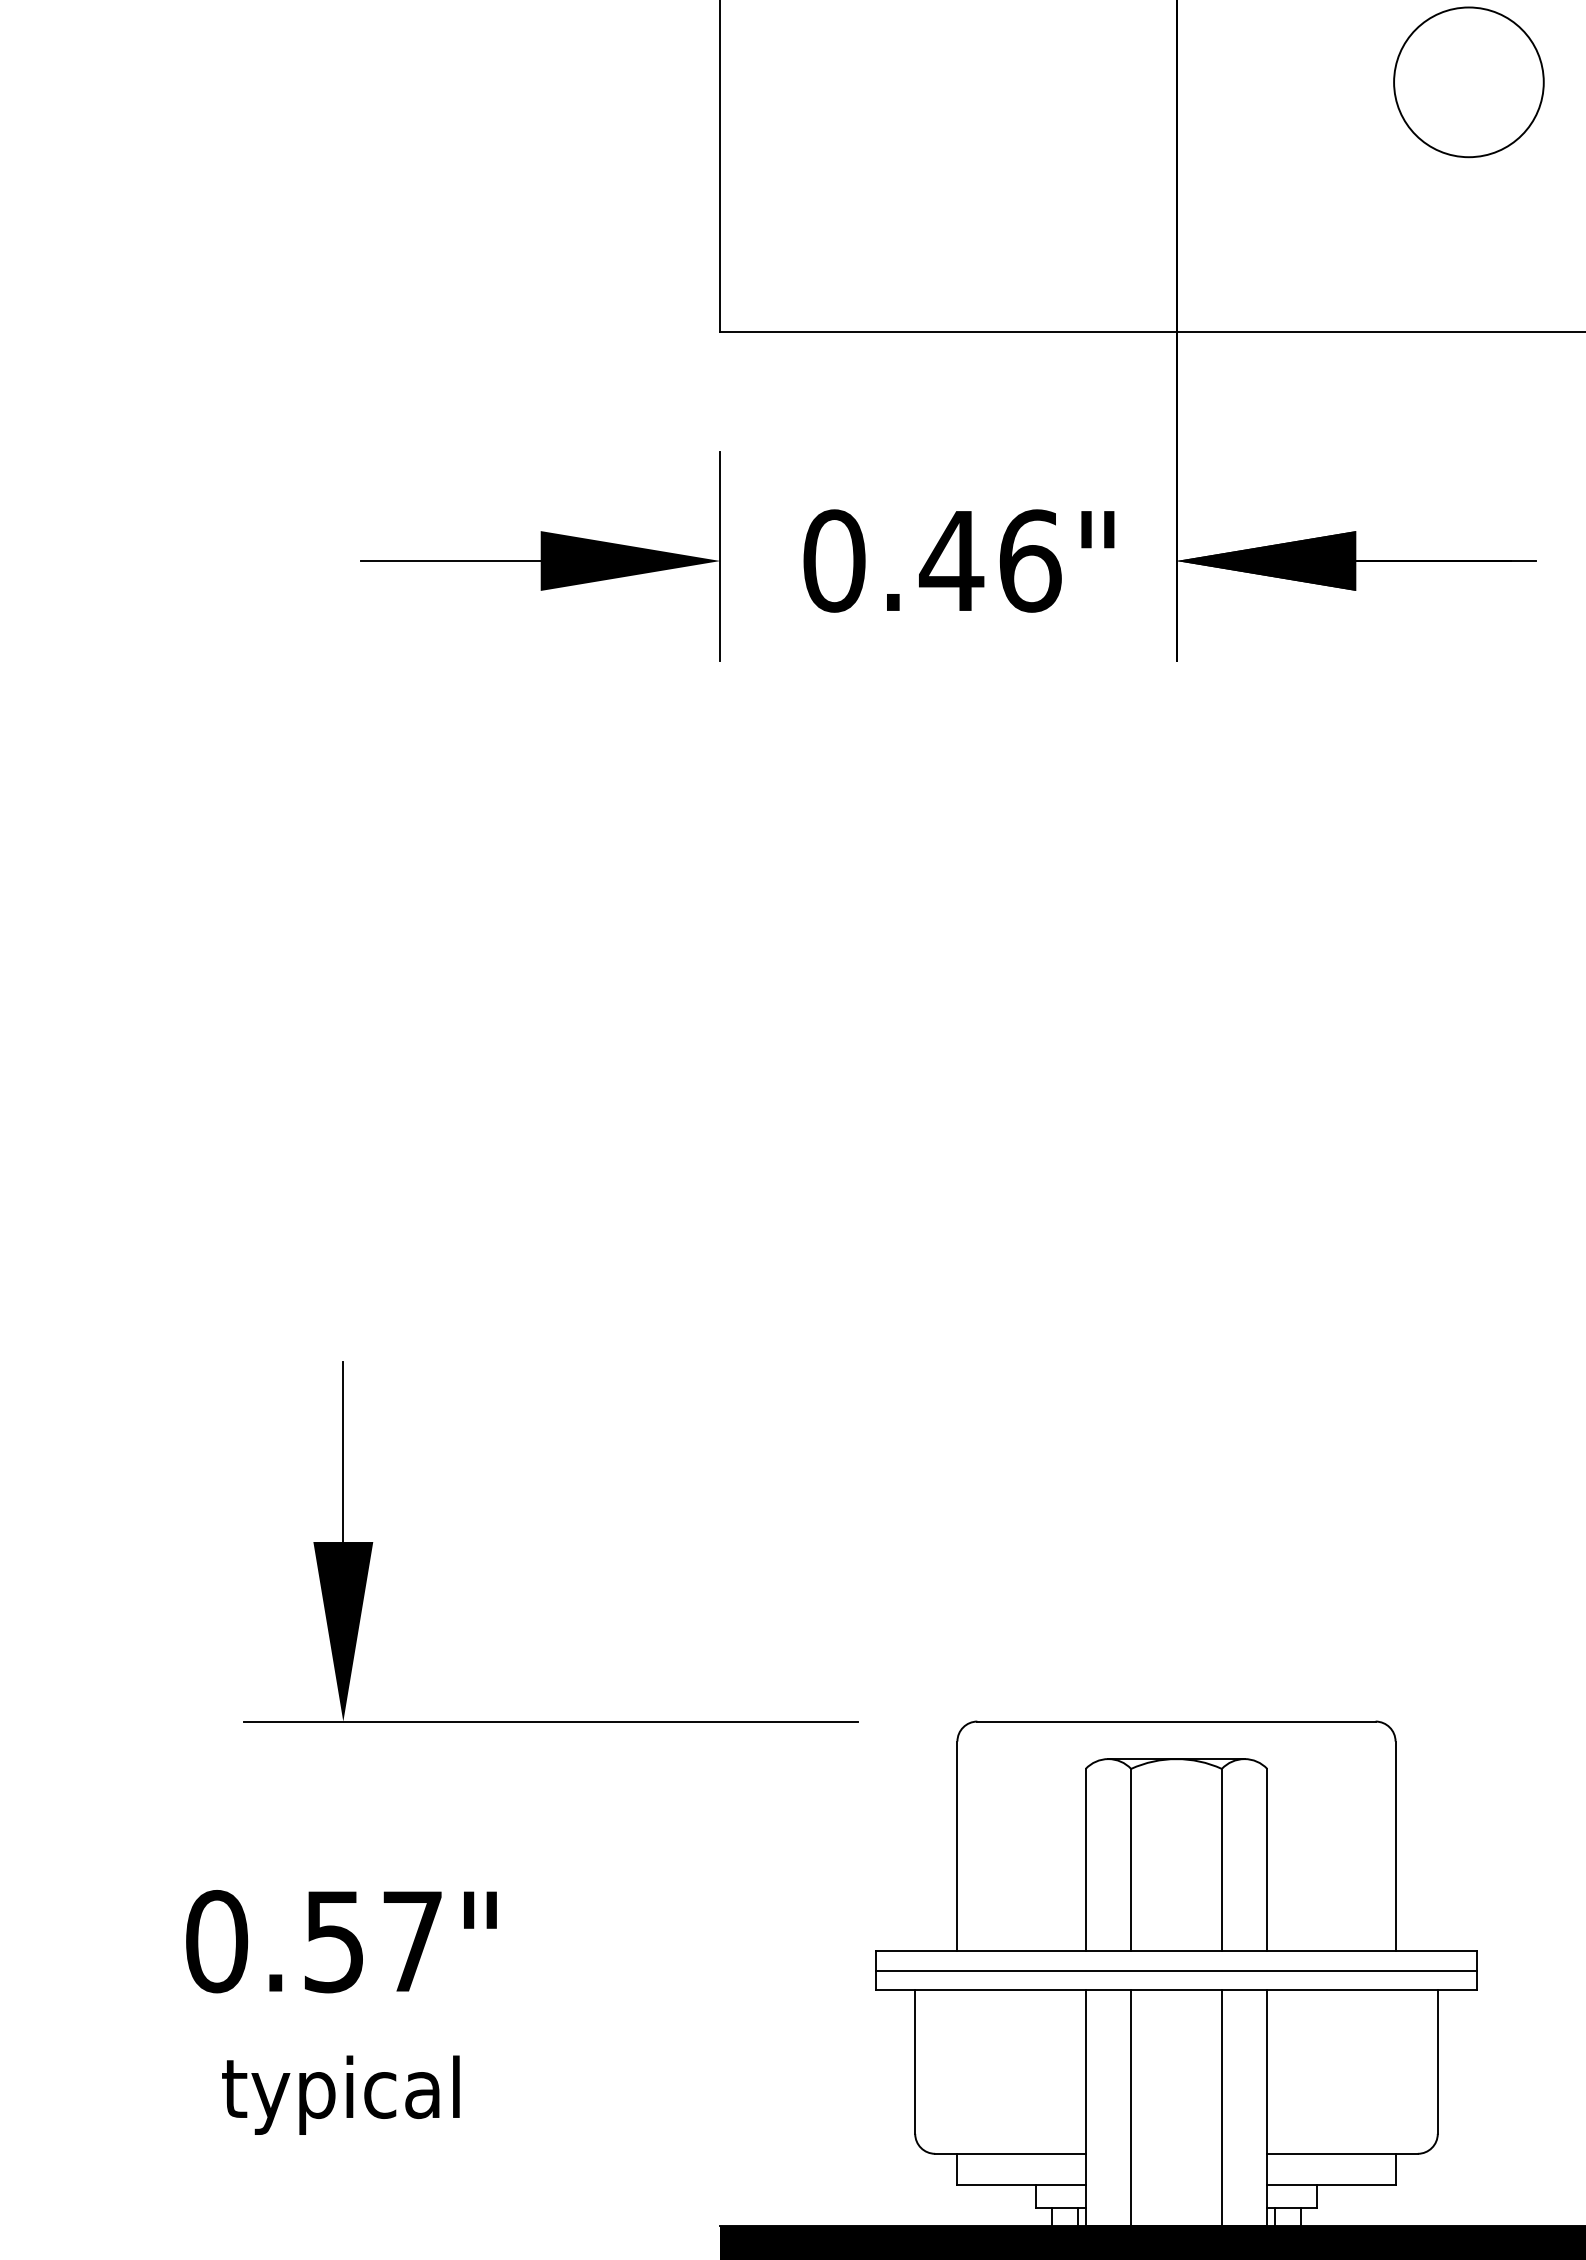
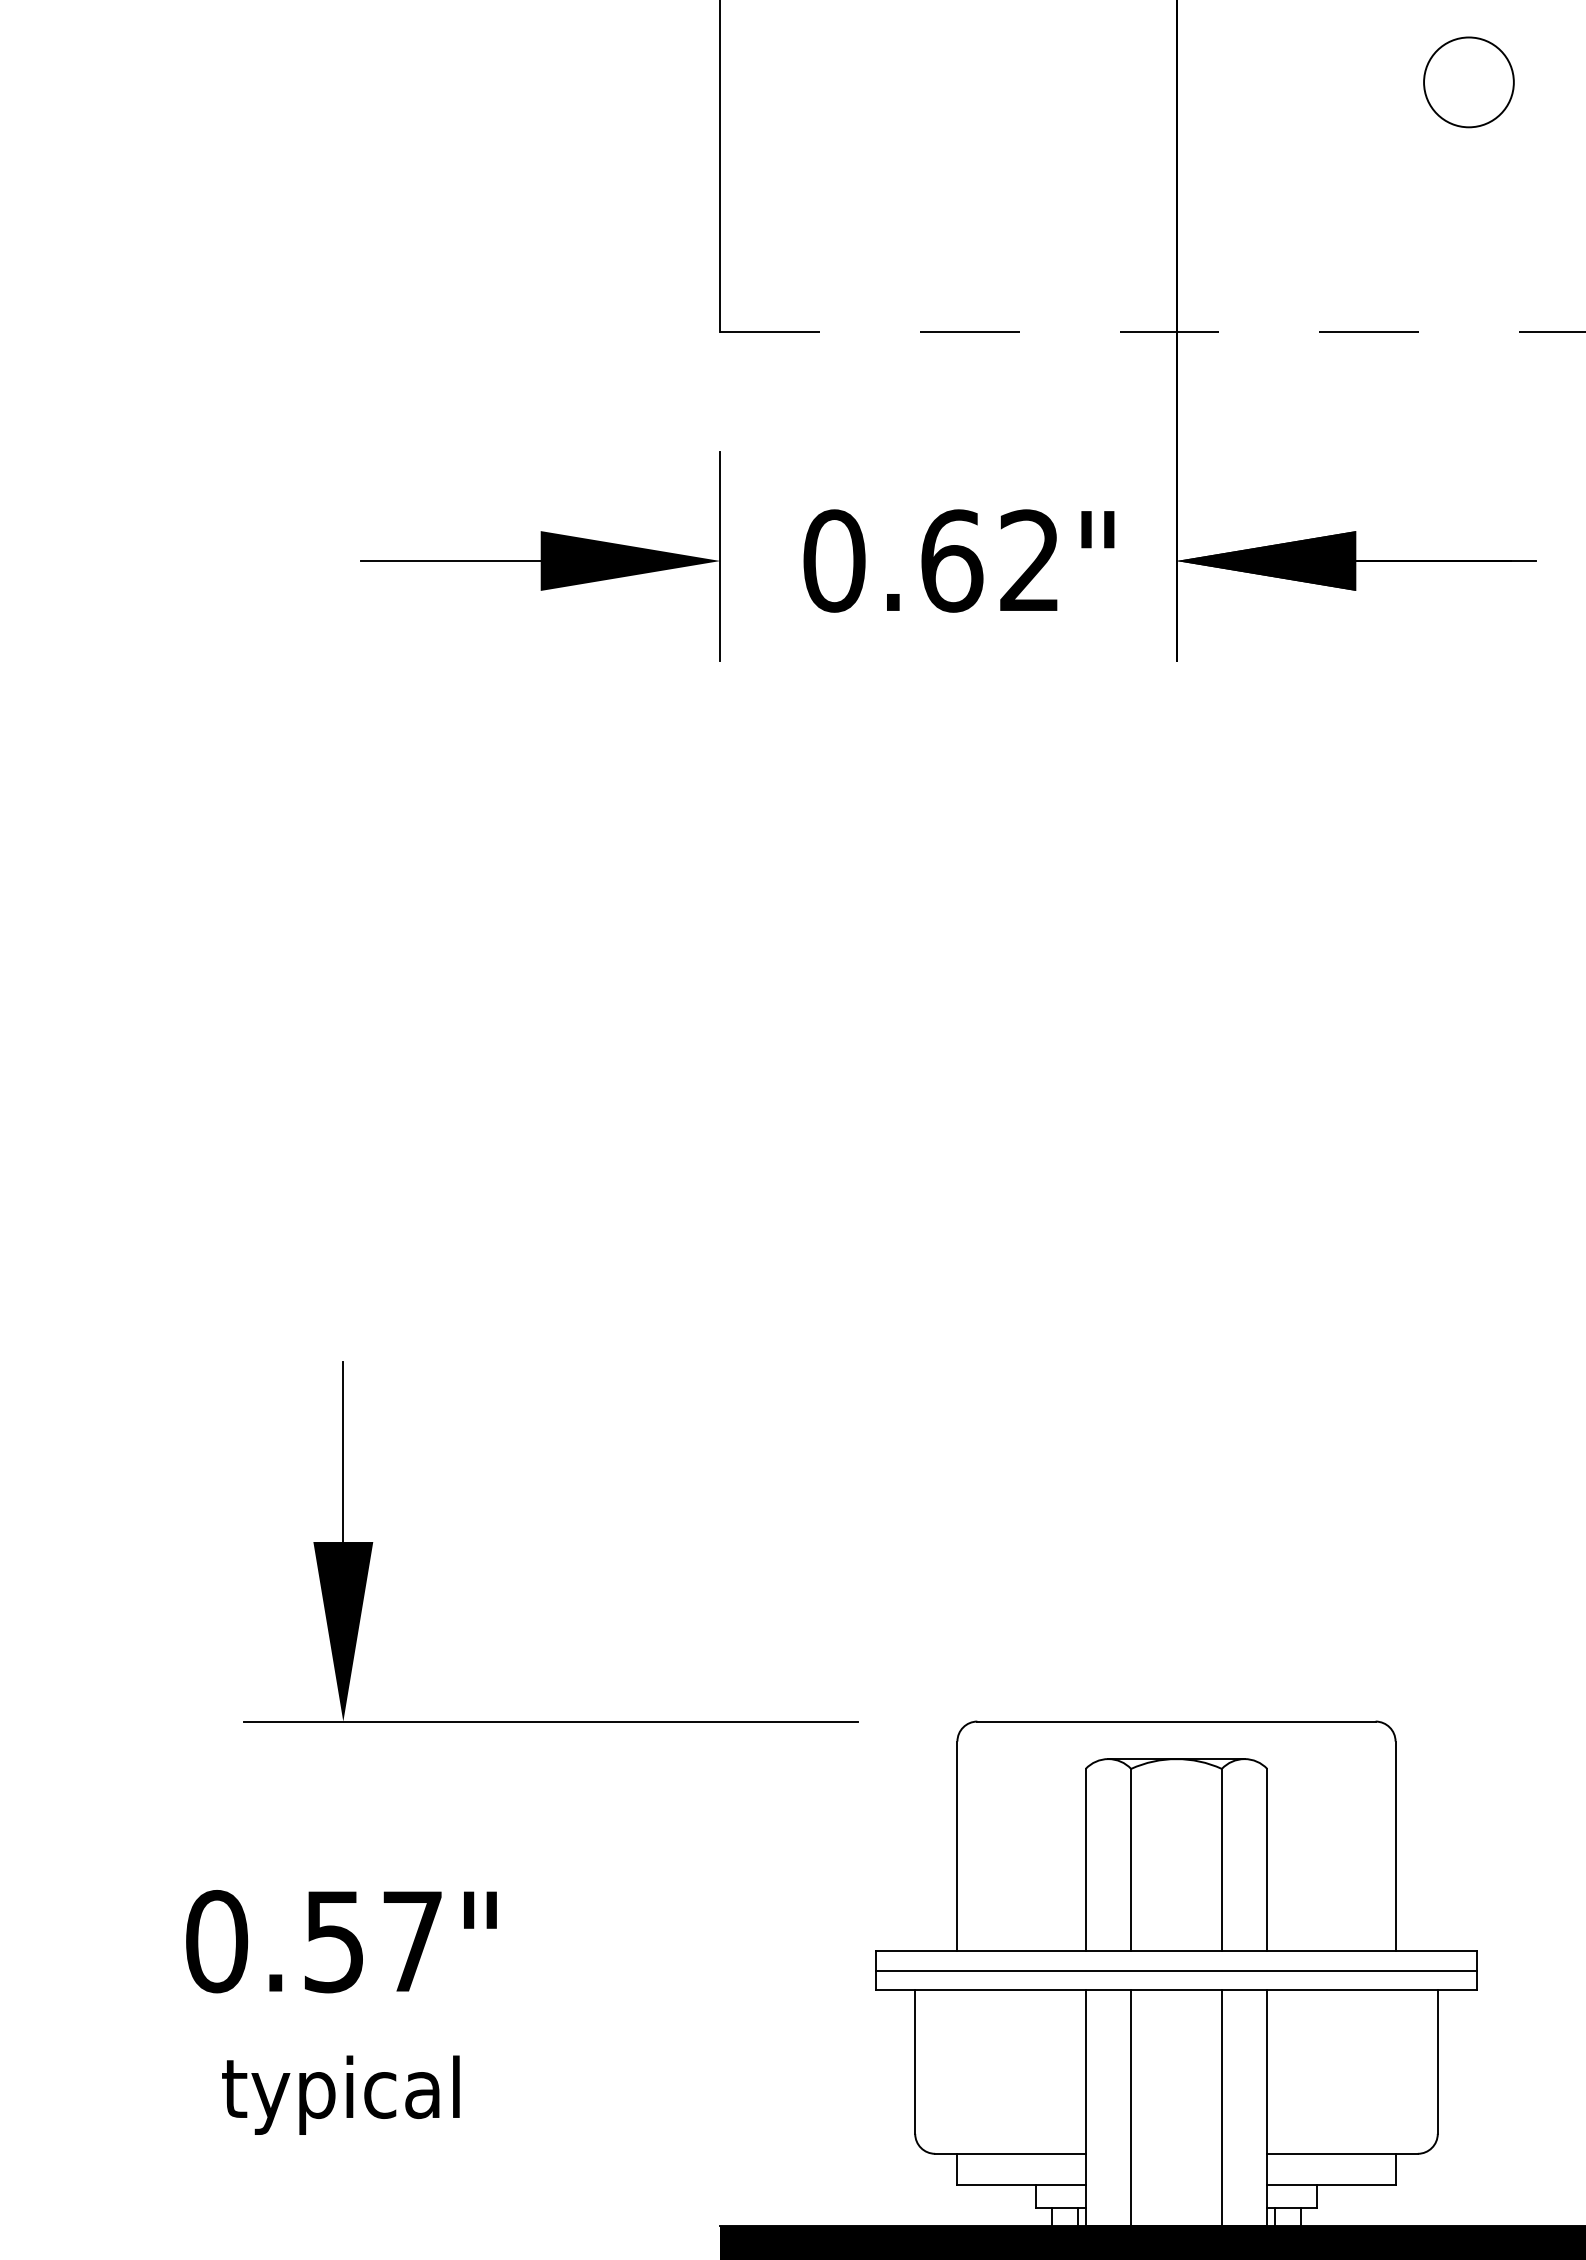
circle size: 152x153 px -> 92x93 px (1468, 82)
line: solid -> dashed (1153, 331)
text: 0.46" -> 0.62" (990, 560)
